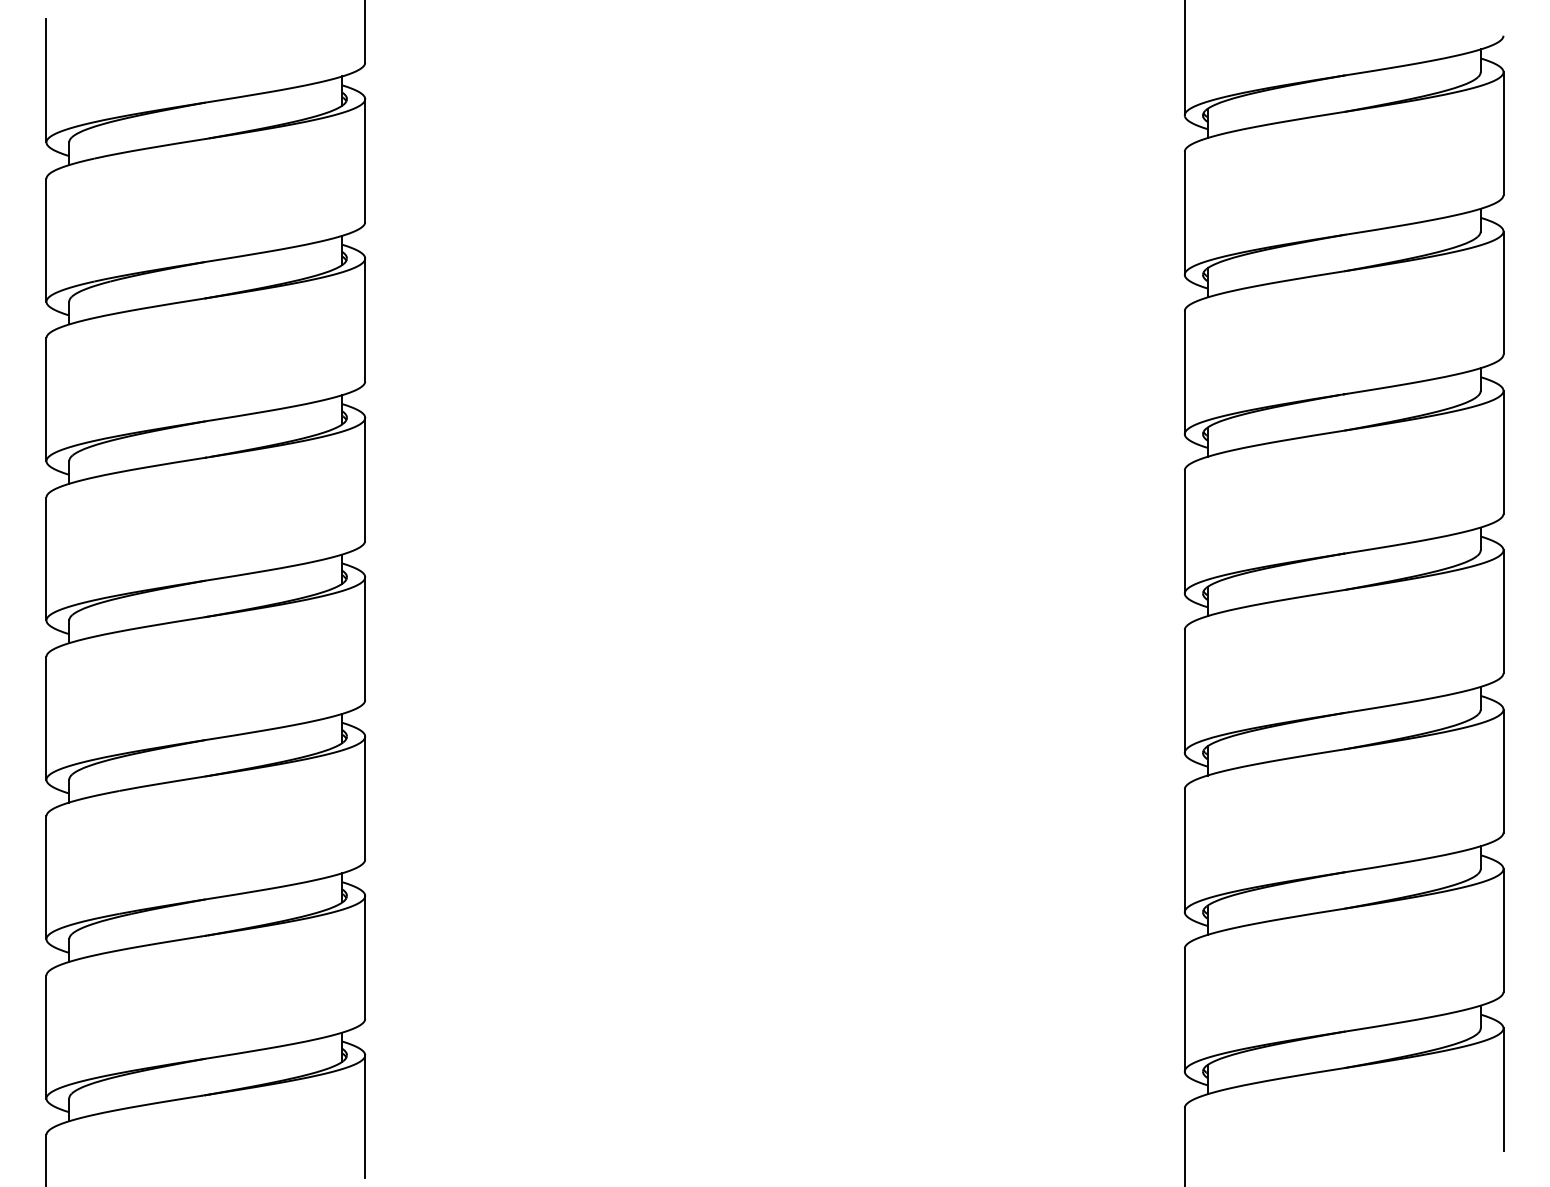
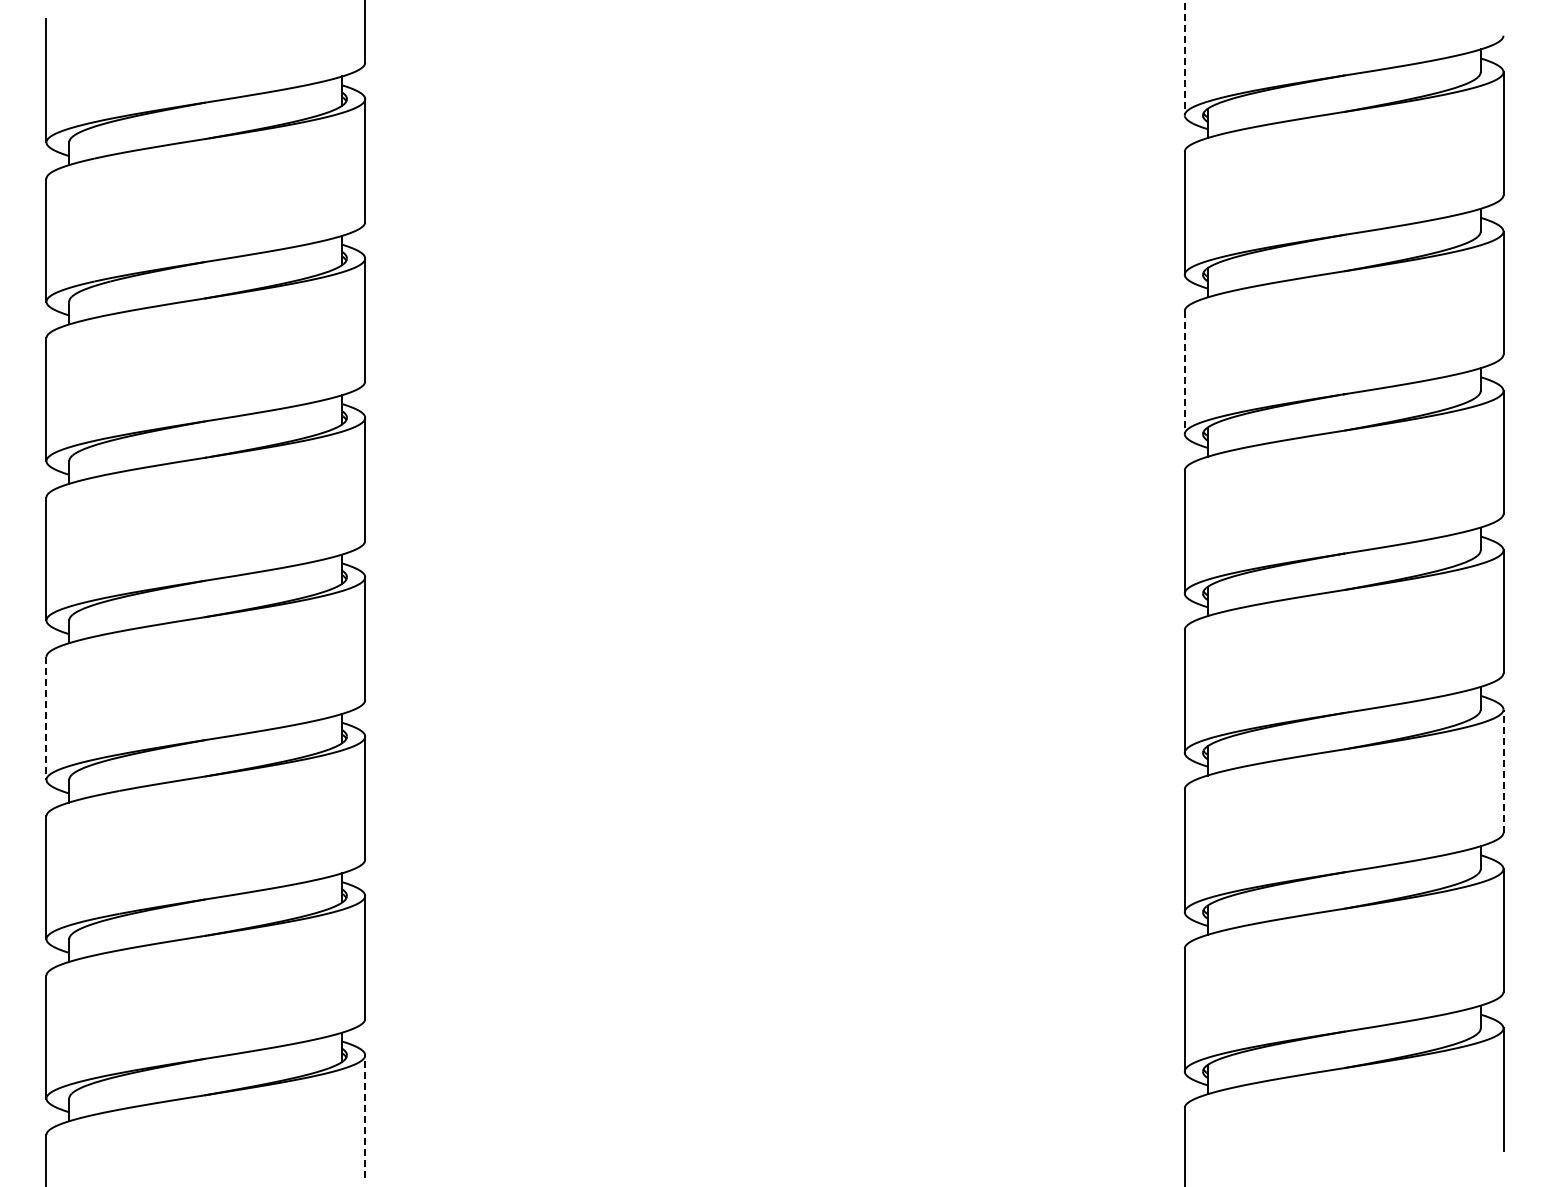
line: solid -> dashed (1184, 58)
line: solid -> dashed (1184, 373)
line: solid -> dashed (46, 718)
line: solid -> dashed (1503, 770)
line: solid -> dashed (365, 1116)
